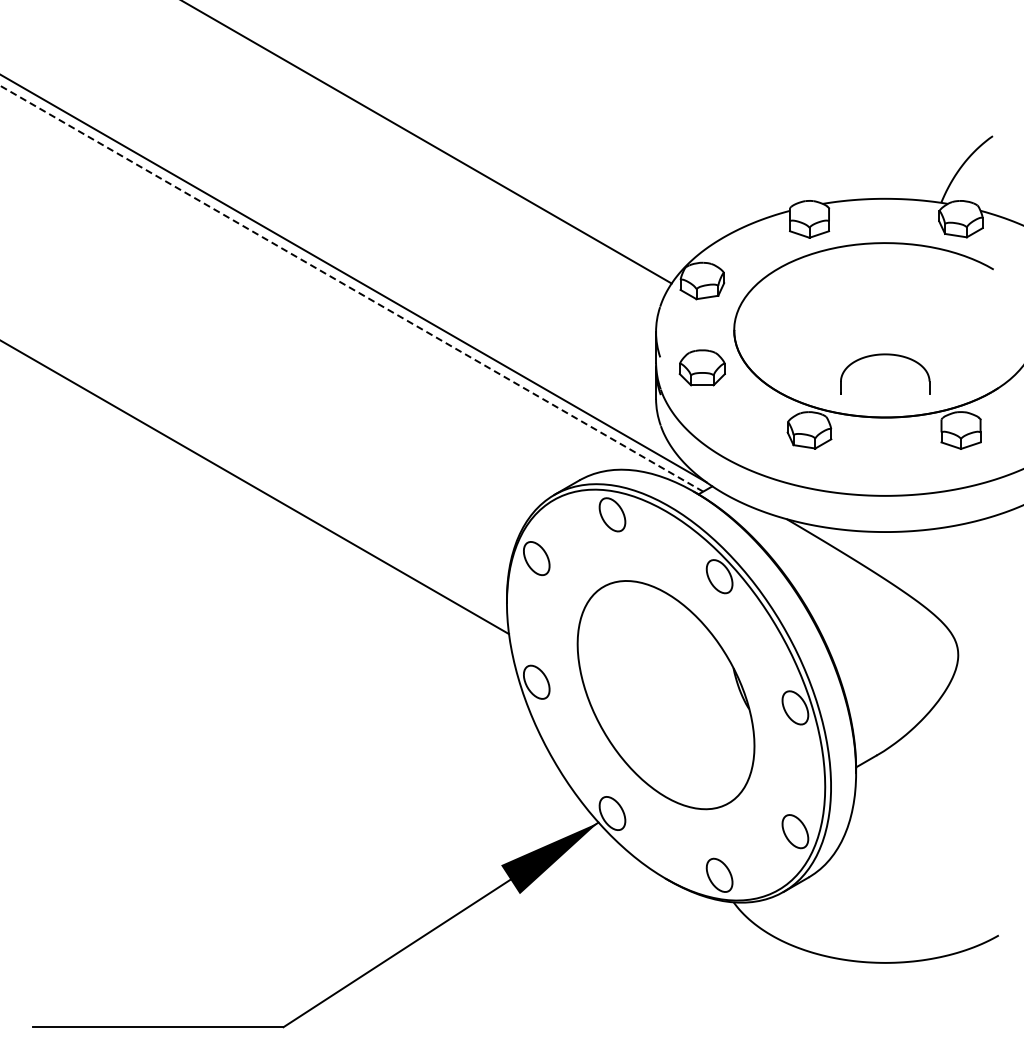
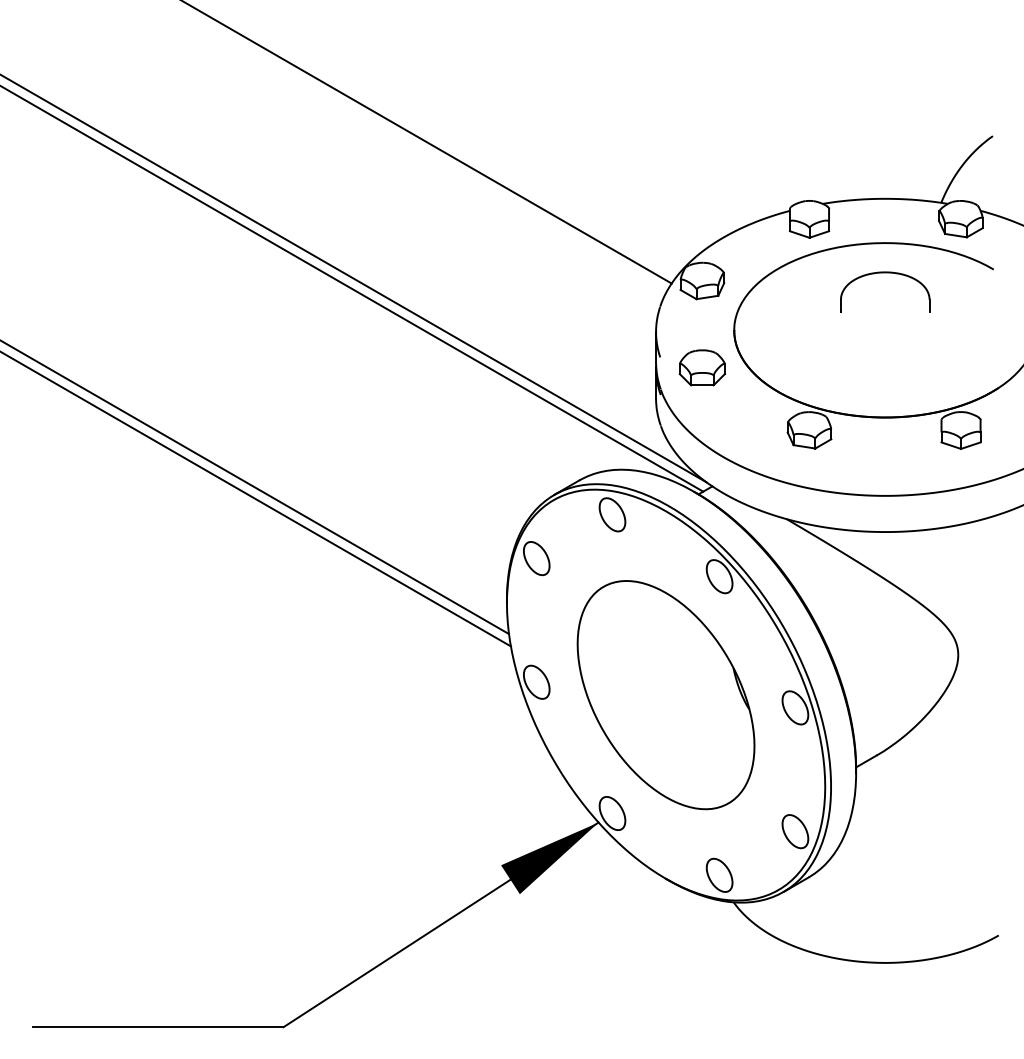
line: dashed -> solid (351, 288)
part position: (885, 355) -> (885, 273) (885, 273)
line: none -> present (256, 499)
